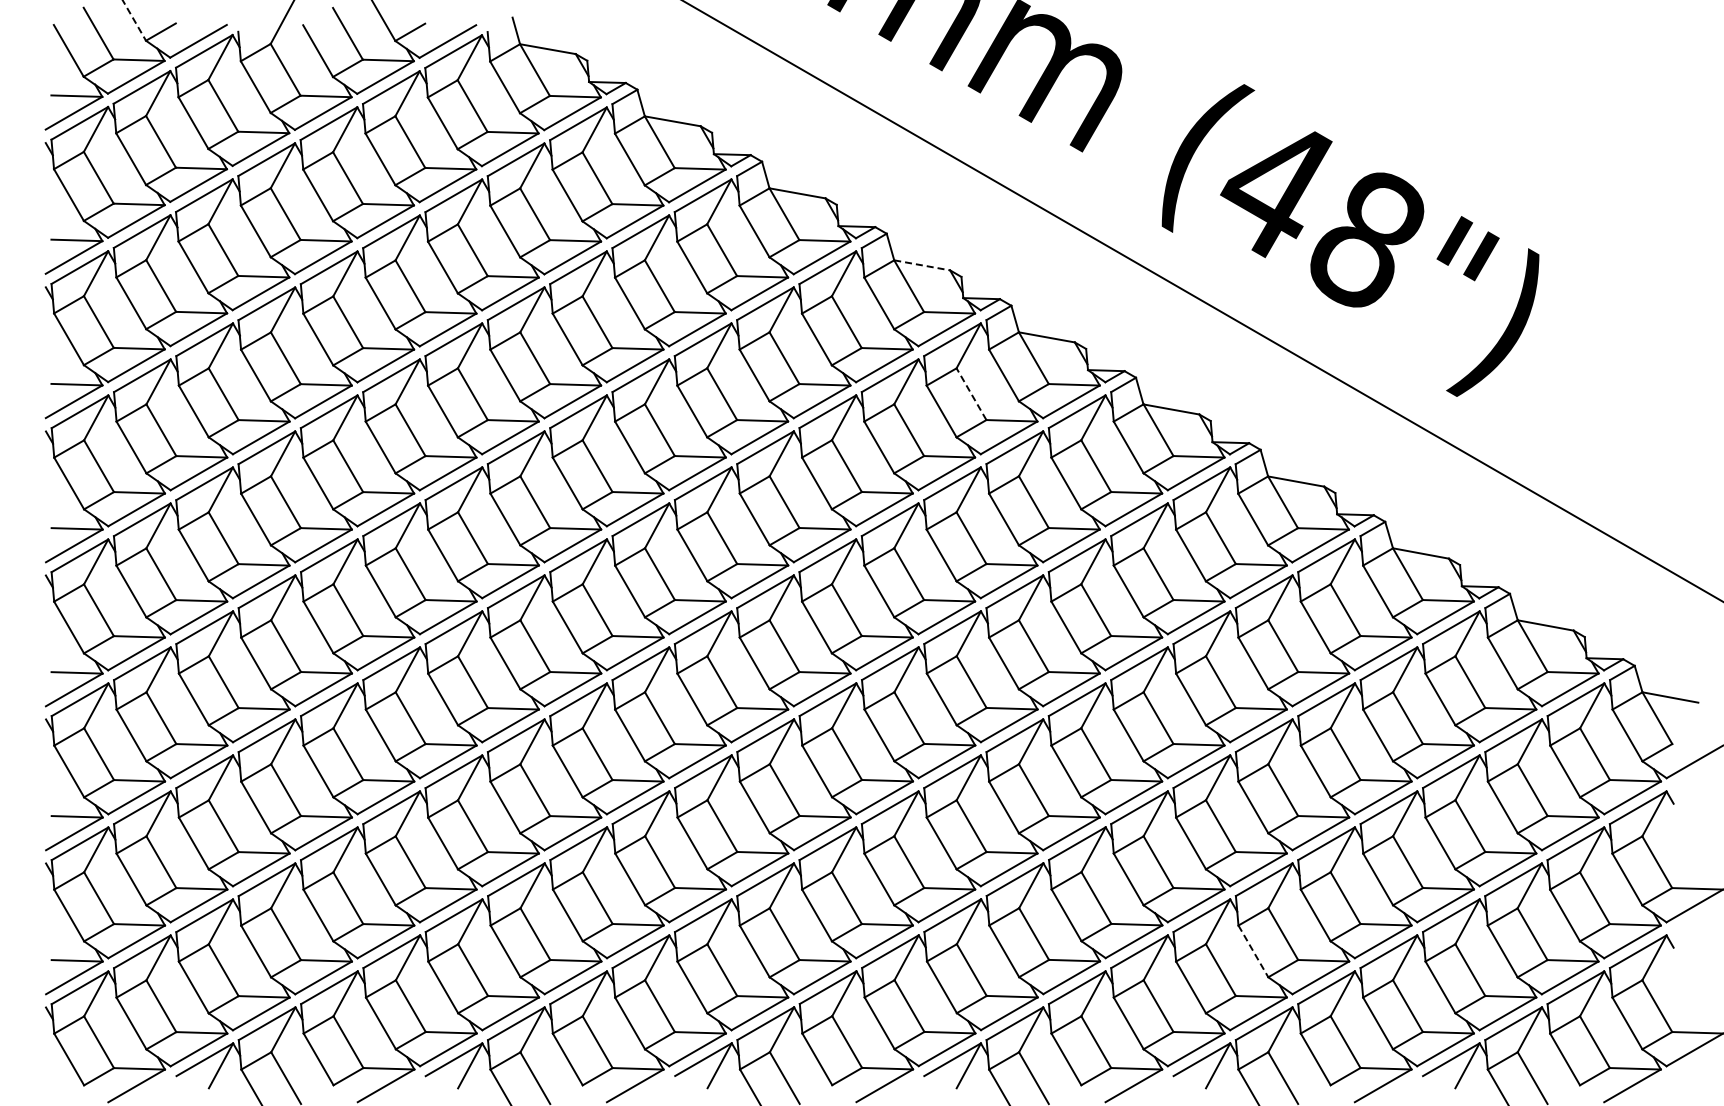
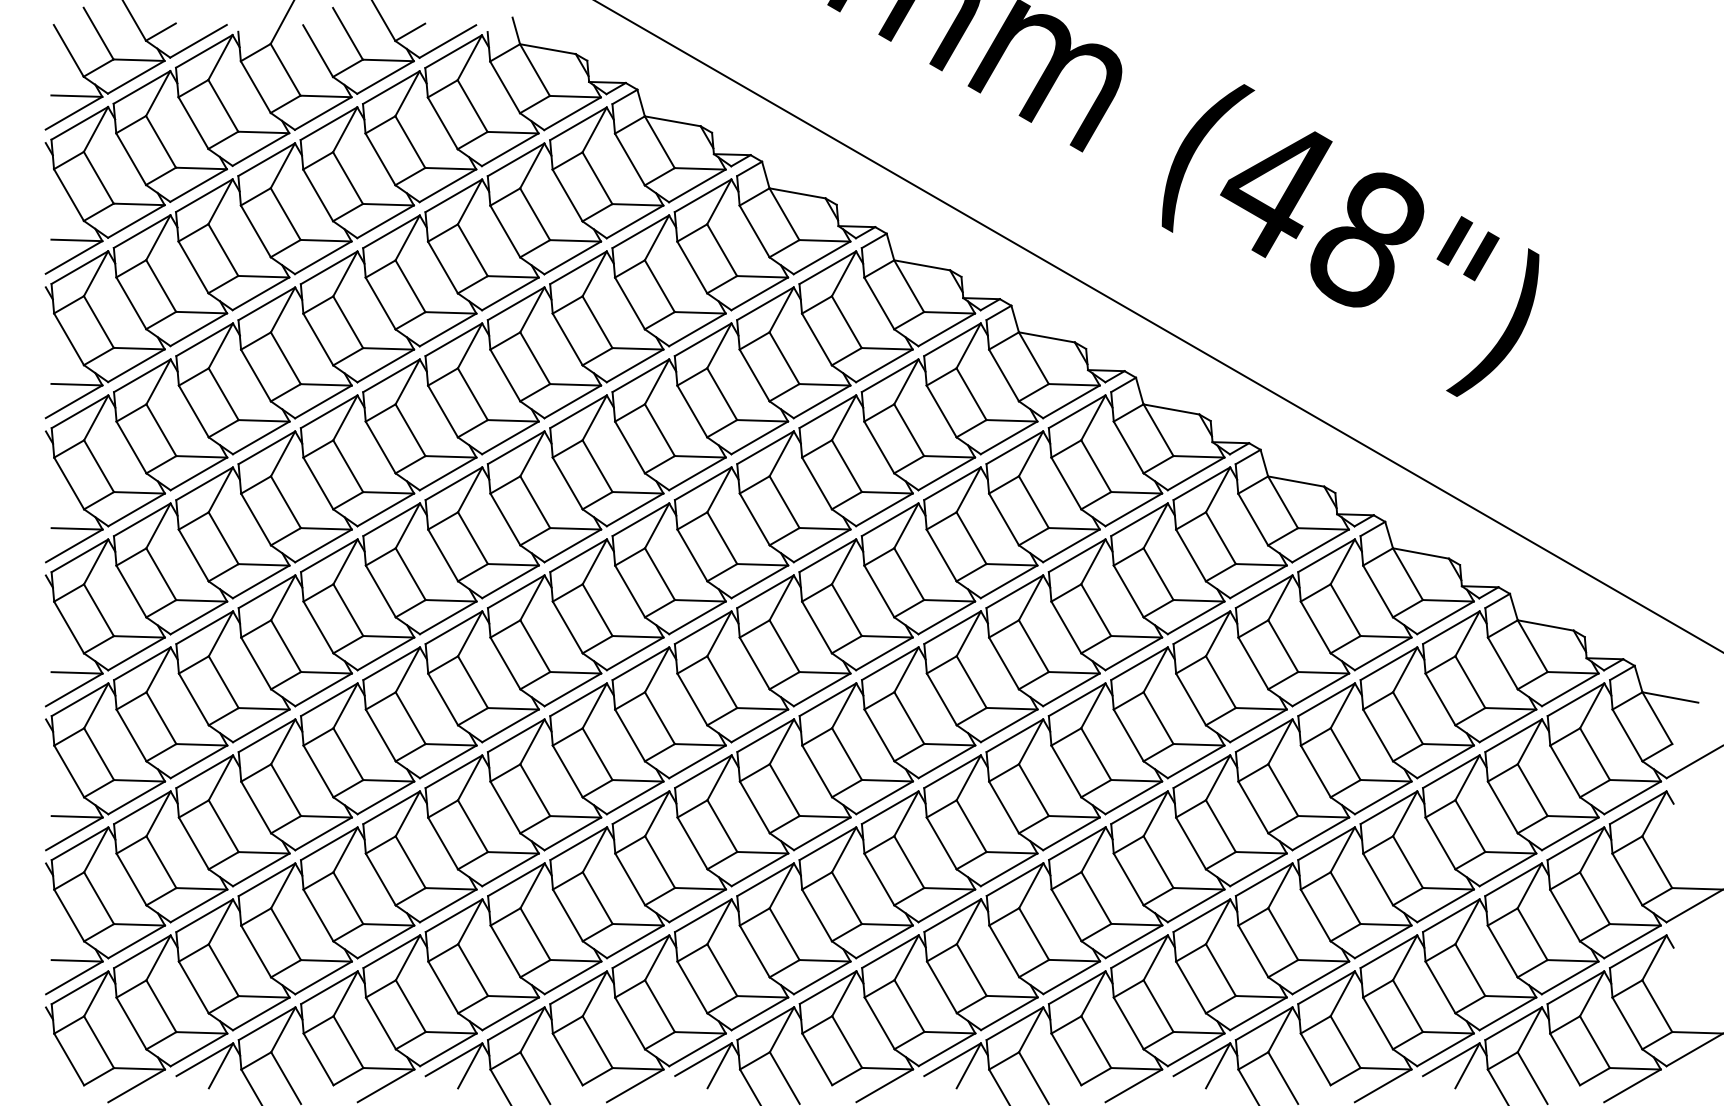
line: dashed -> solid (134, 20)
line: dashed -> solid (922, 265)
line position: (1202, 301) -> (1158, 326) (1158, 326)
line: dashed -> solid (971, 394)
line: dashed -> solid (1253, 951)
